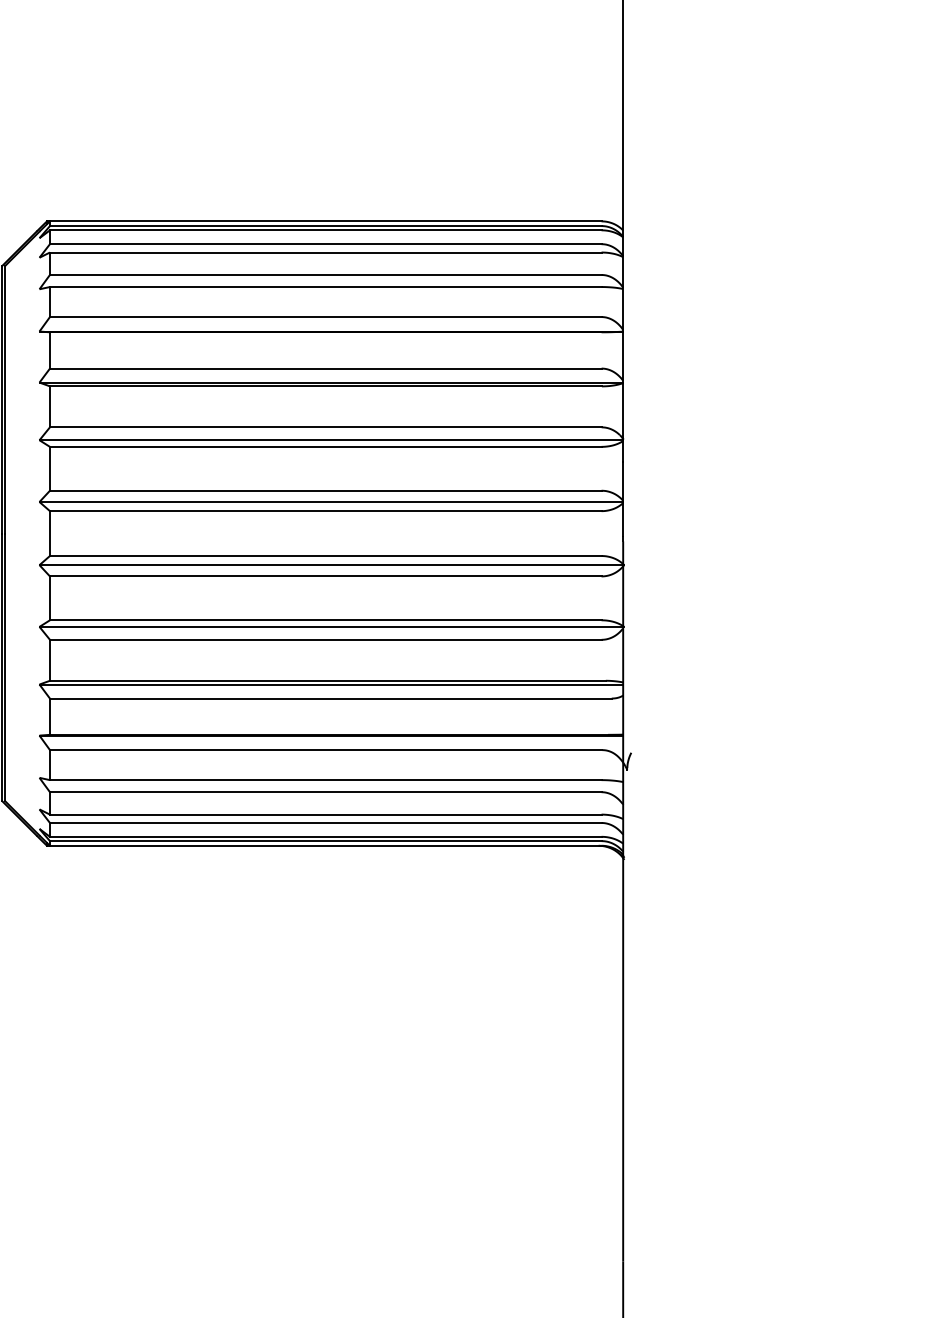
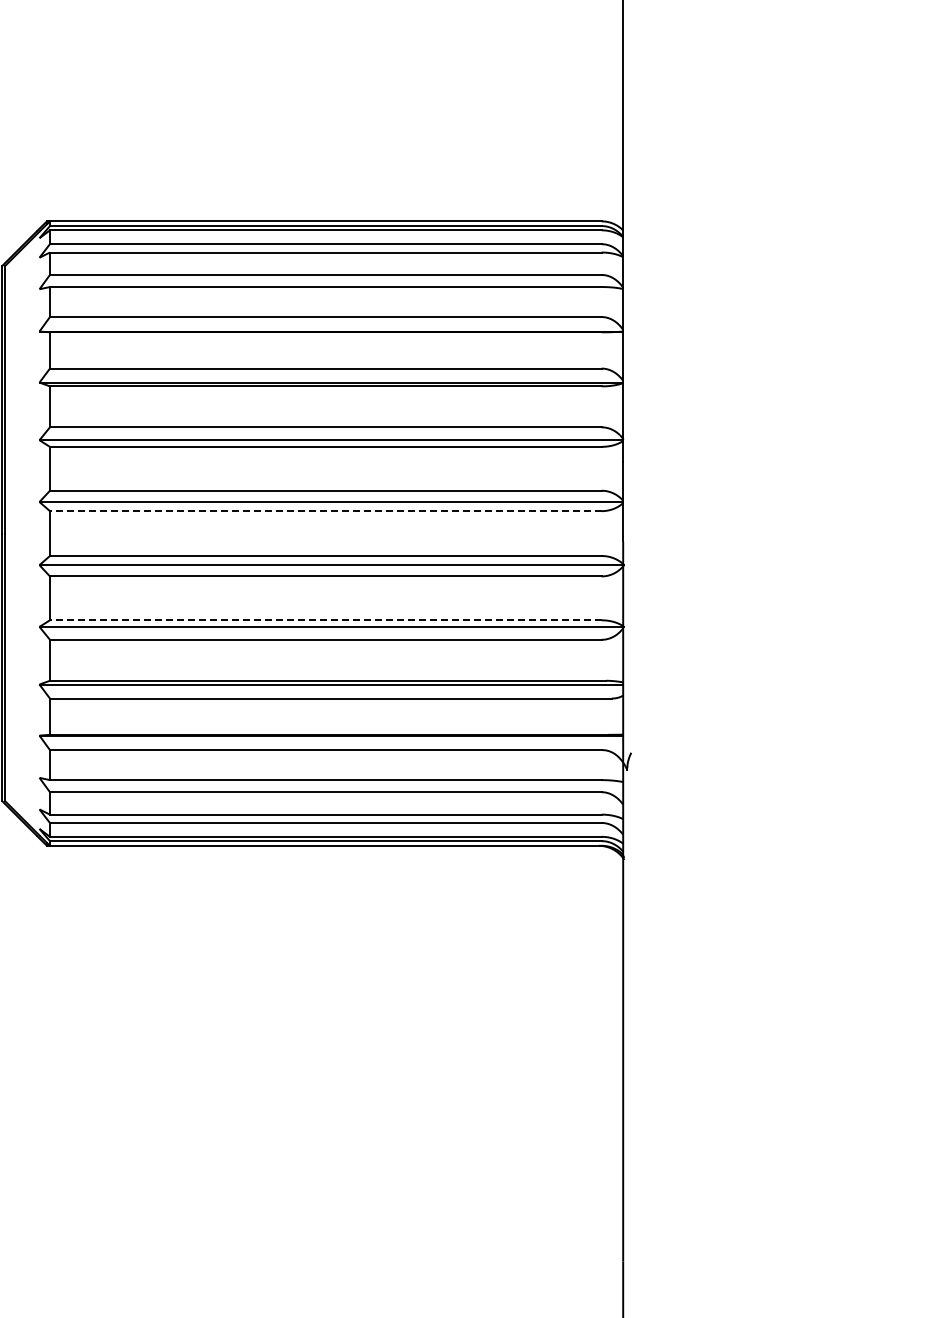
line: solid -> dashed (325, 511)
line: solid -> dashed (325, 620)
